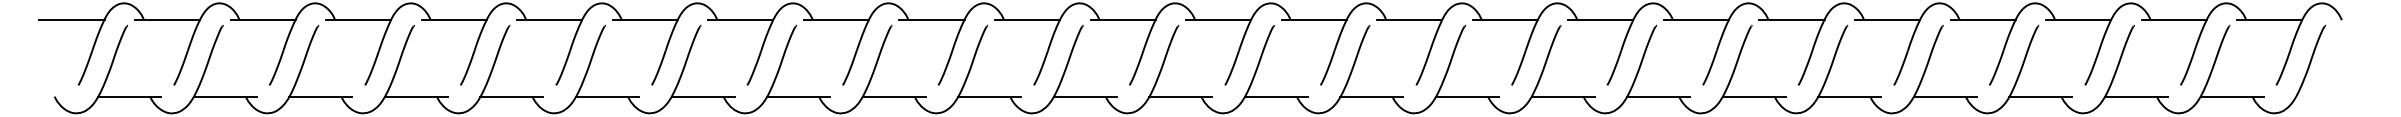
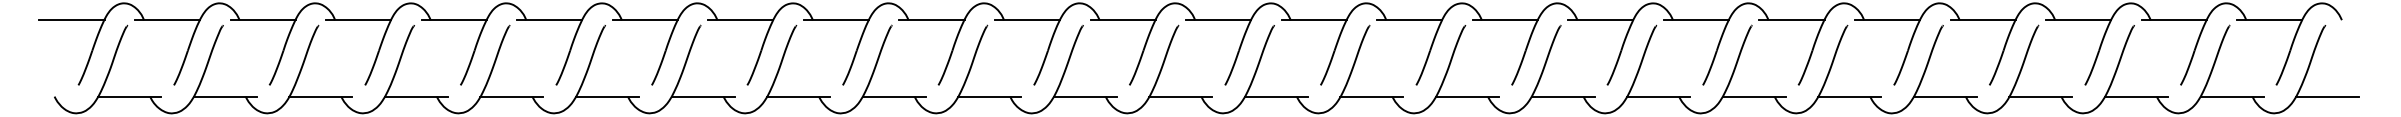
line: none -> present (2327, 96)
